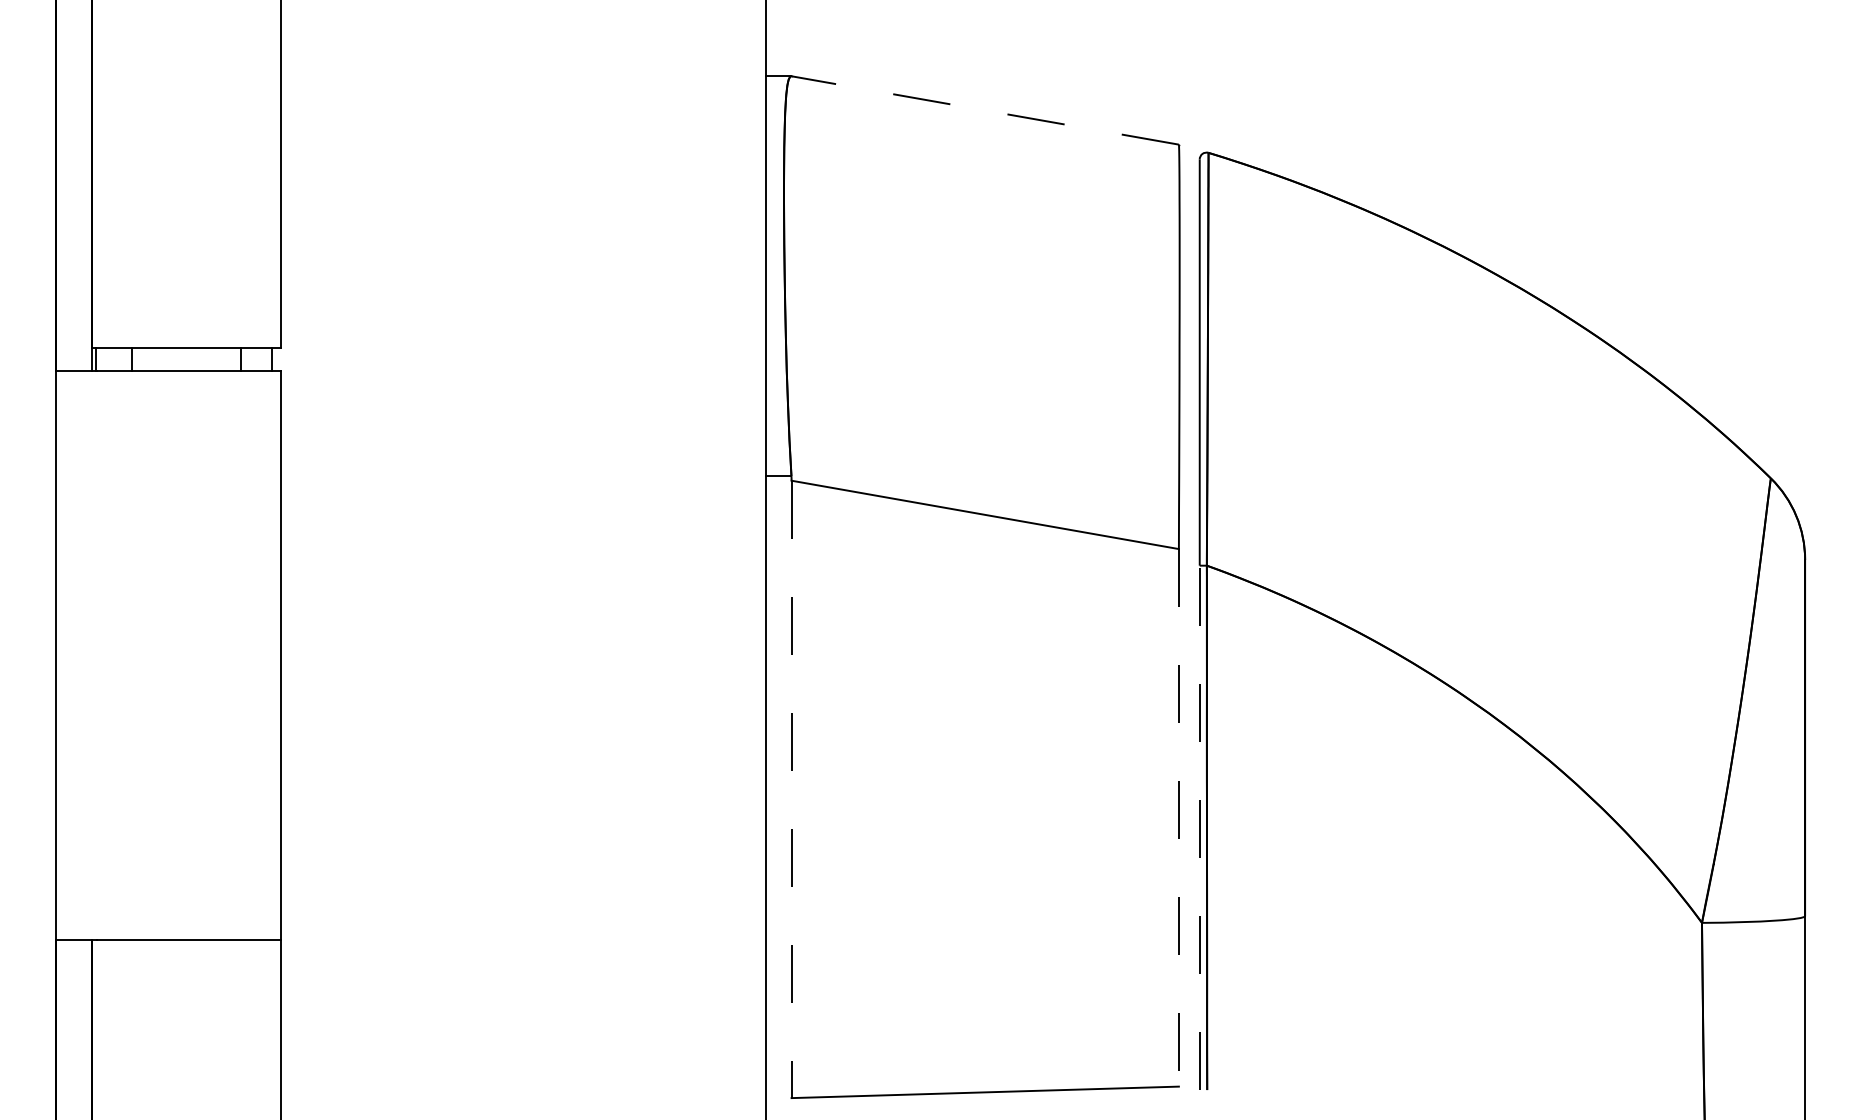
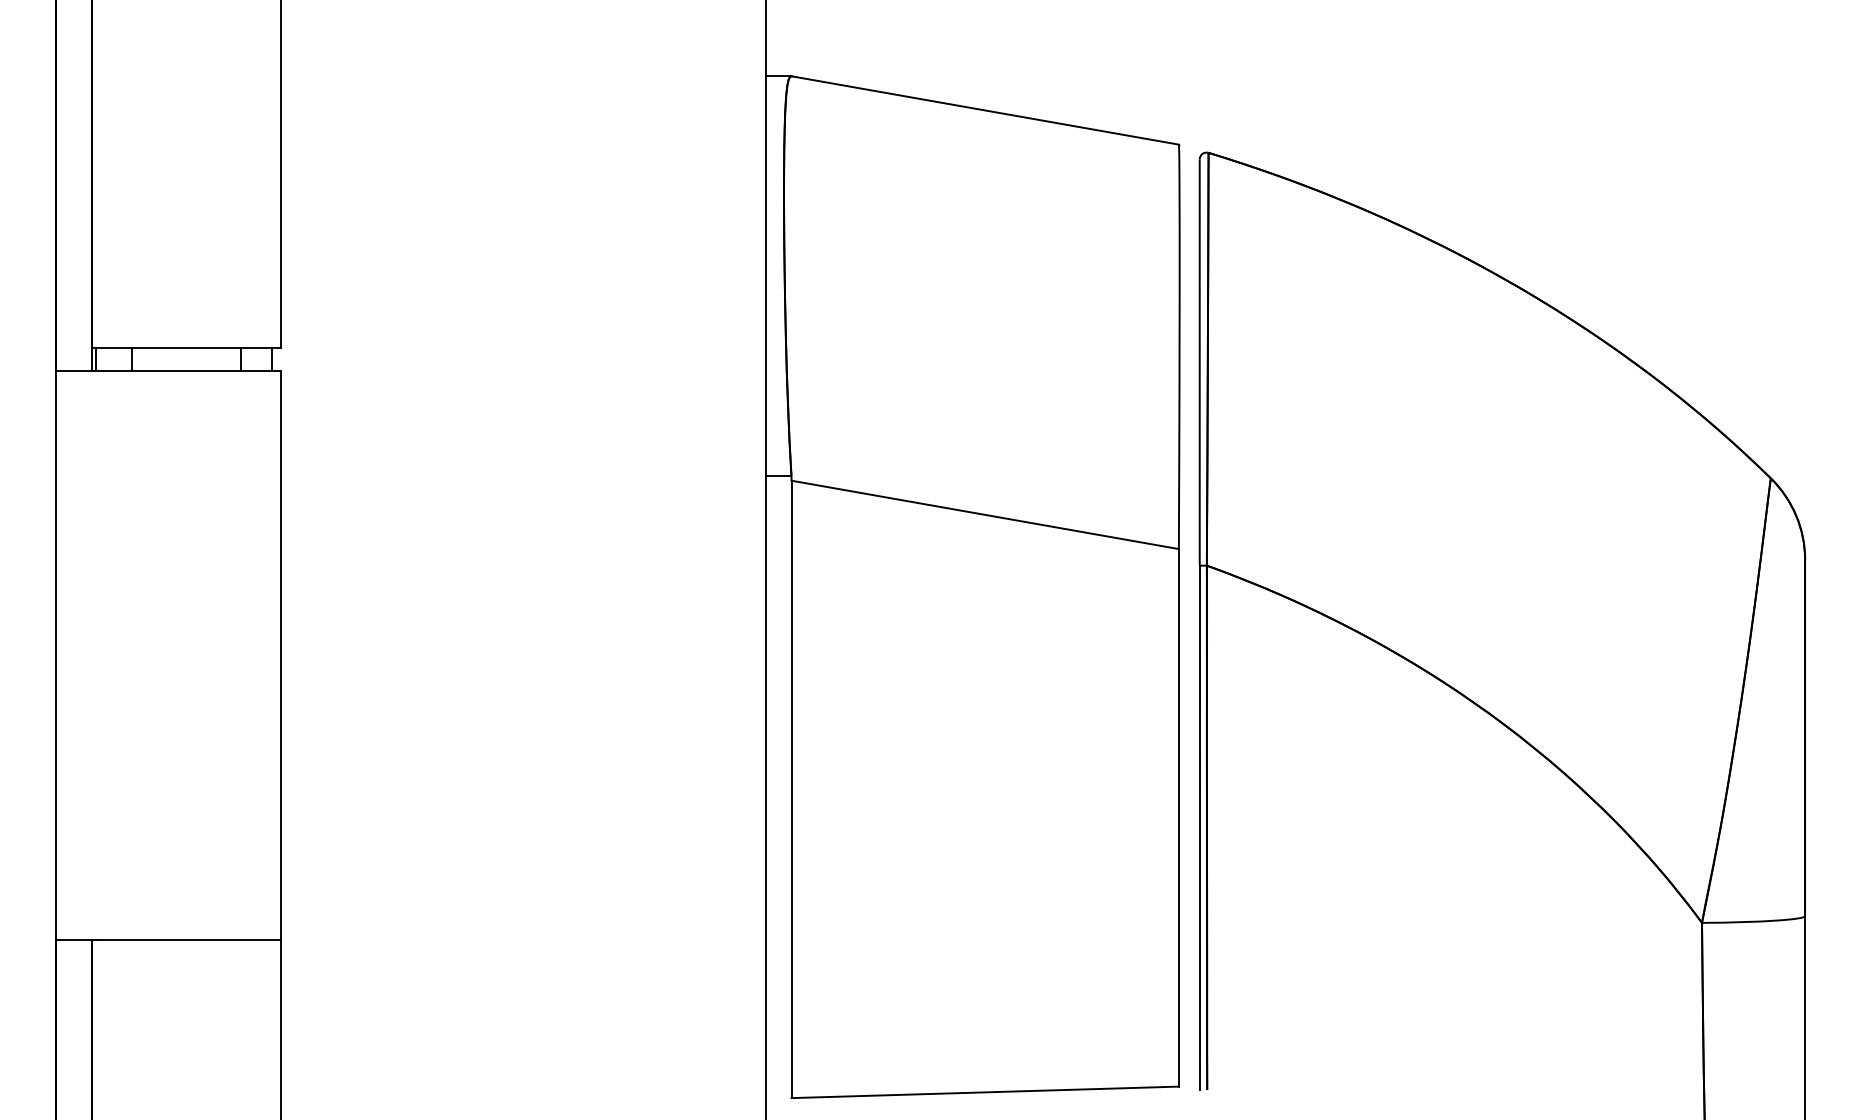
line: dashed -> solid (985, 110)
line: dashed -> solid (791, 789)
line: dashed -> solid (1178, 817)
line: dashed -> solid (1199, 827)
